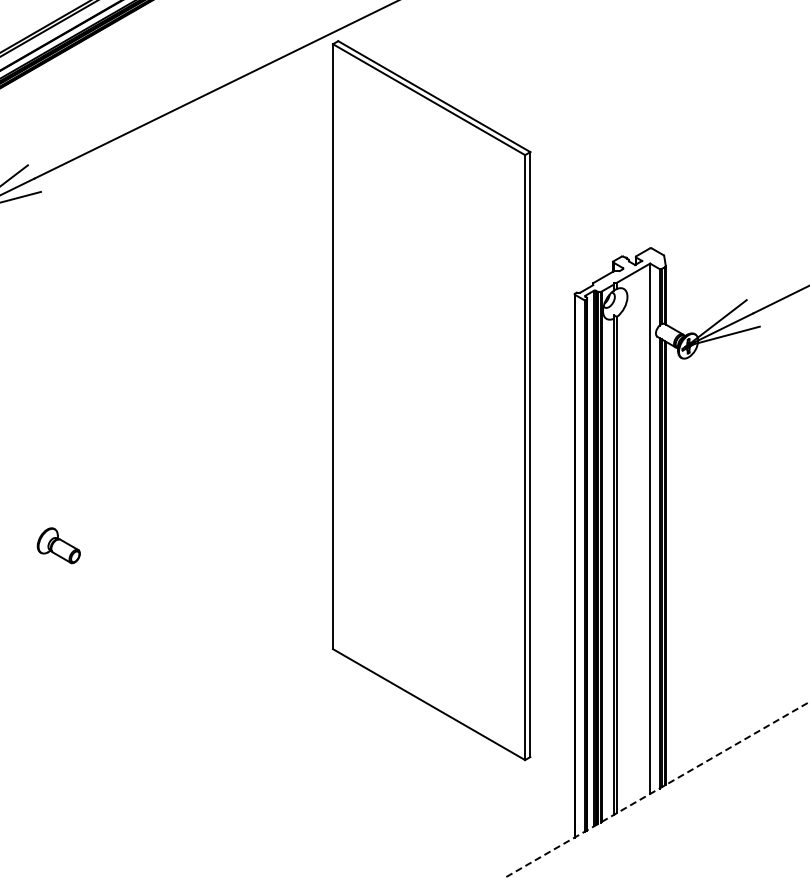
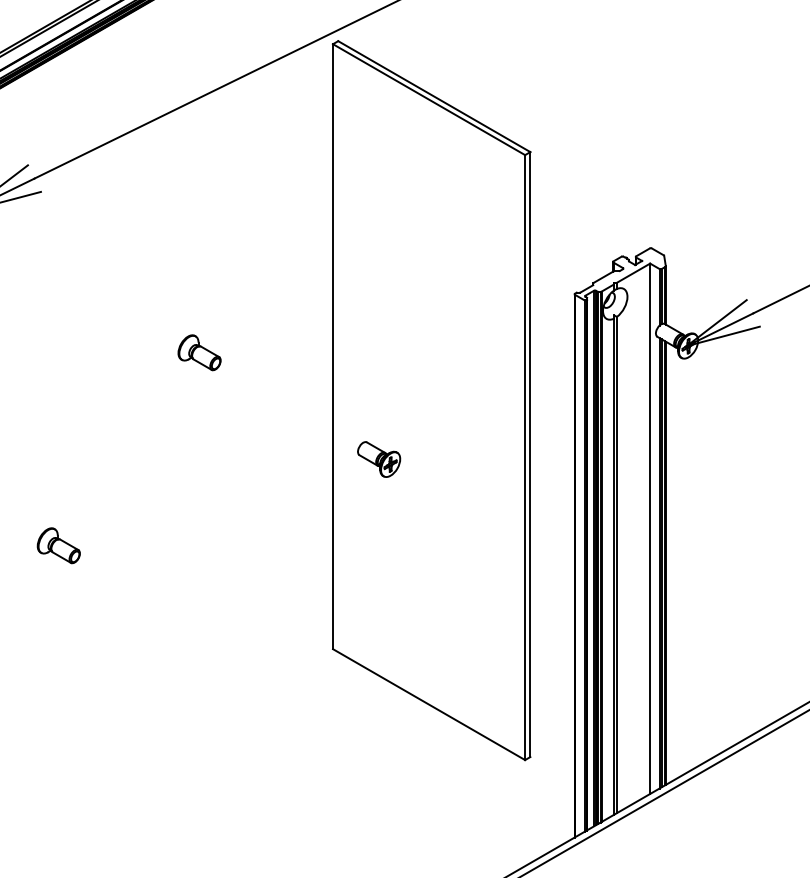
part: none -> present (199, 352)
part: none -> present (379, 459)
line: dashed -> solid (657, 789)
line: none -> present (665, 792)
